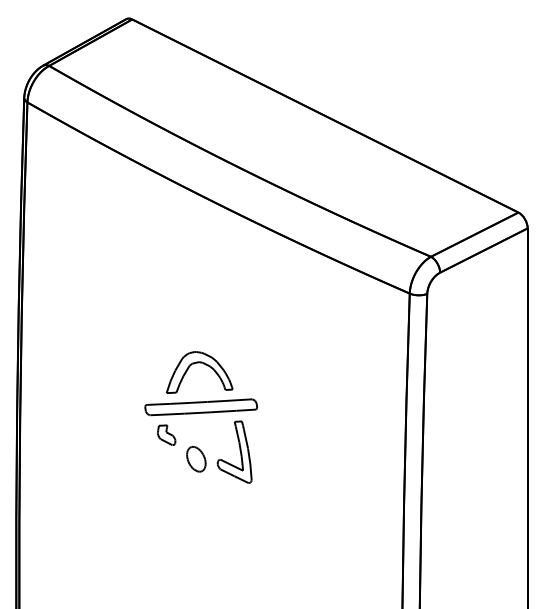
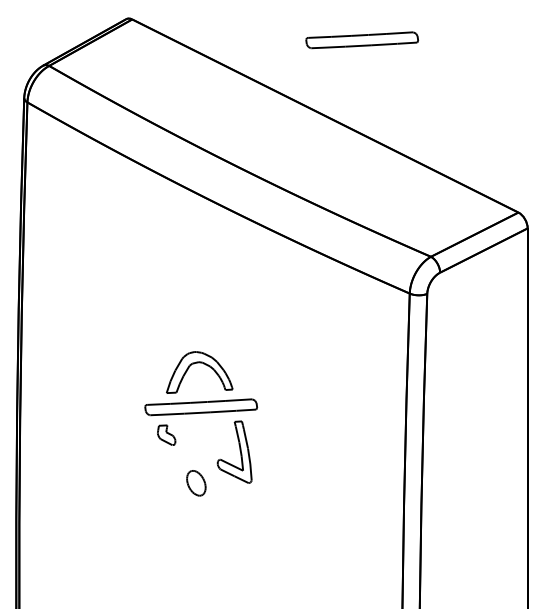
part: none -> present (362, 40)
part position: (196, 459) -> (196, 483) (196, 483)
